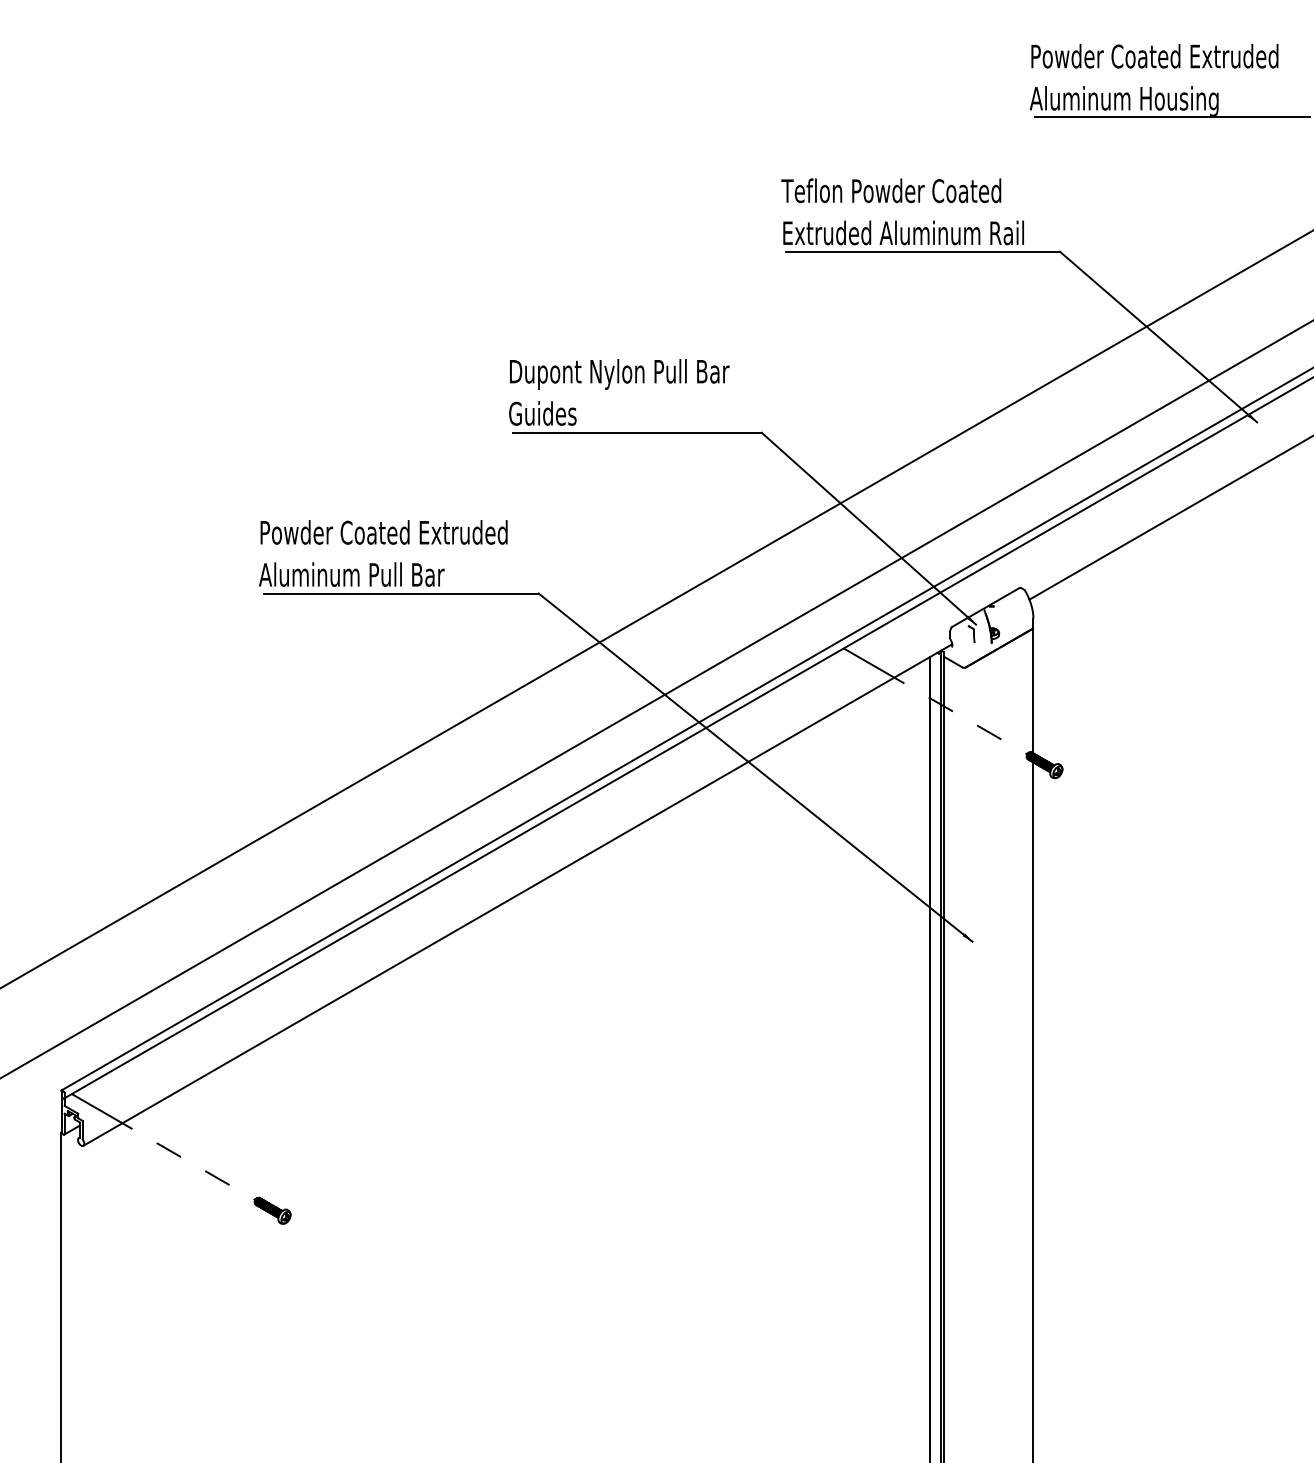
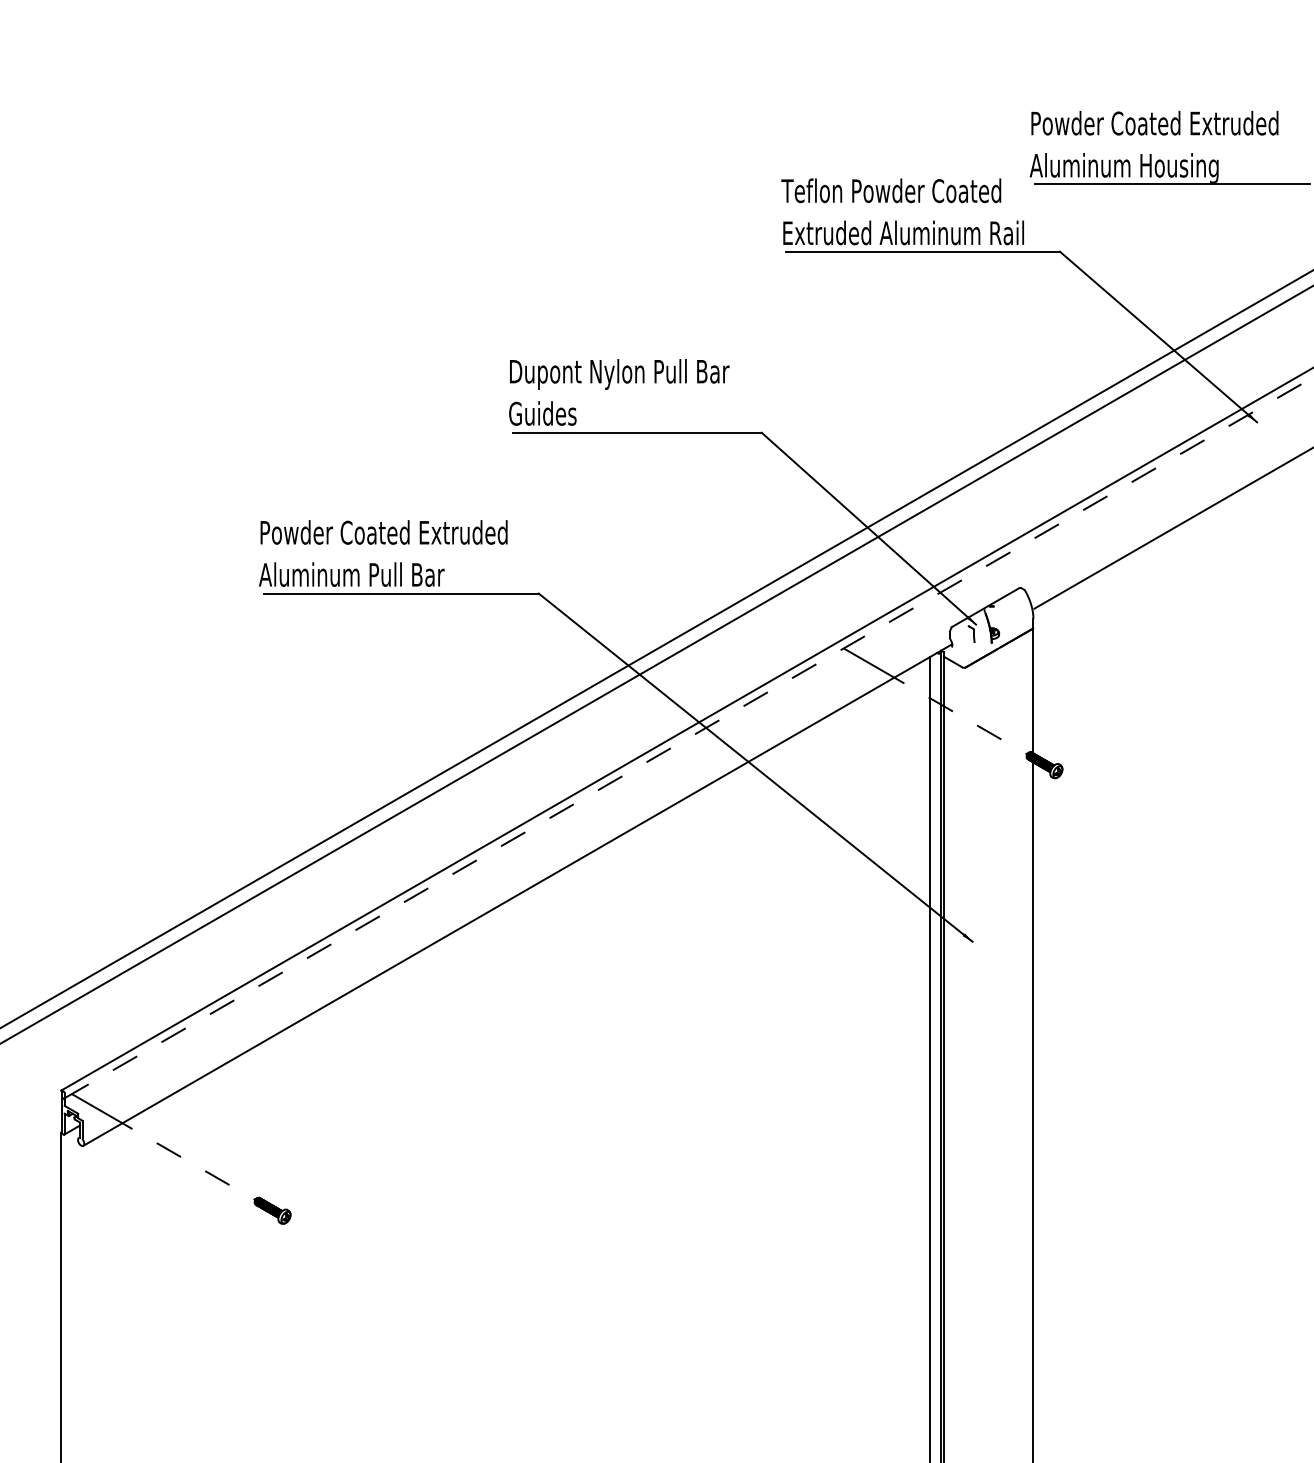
part position: (1168, 92) -> (1168, 159) (1168, 159)
line position: (1169, 518) -> (1172, 528) (1172, 528)
line position: (656, 609) -> (656, 649) (656, 649)
line position: (656, 699) -> (656, 664) (656, 664)
line: solid -> dashed (689, 737)
